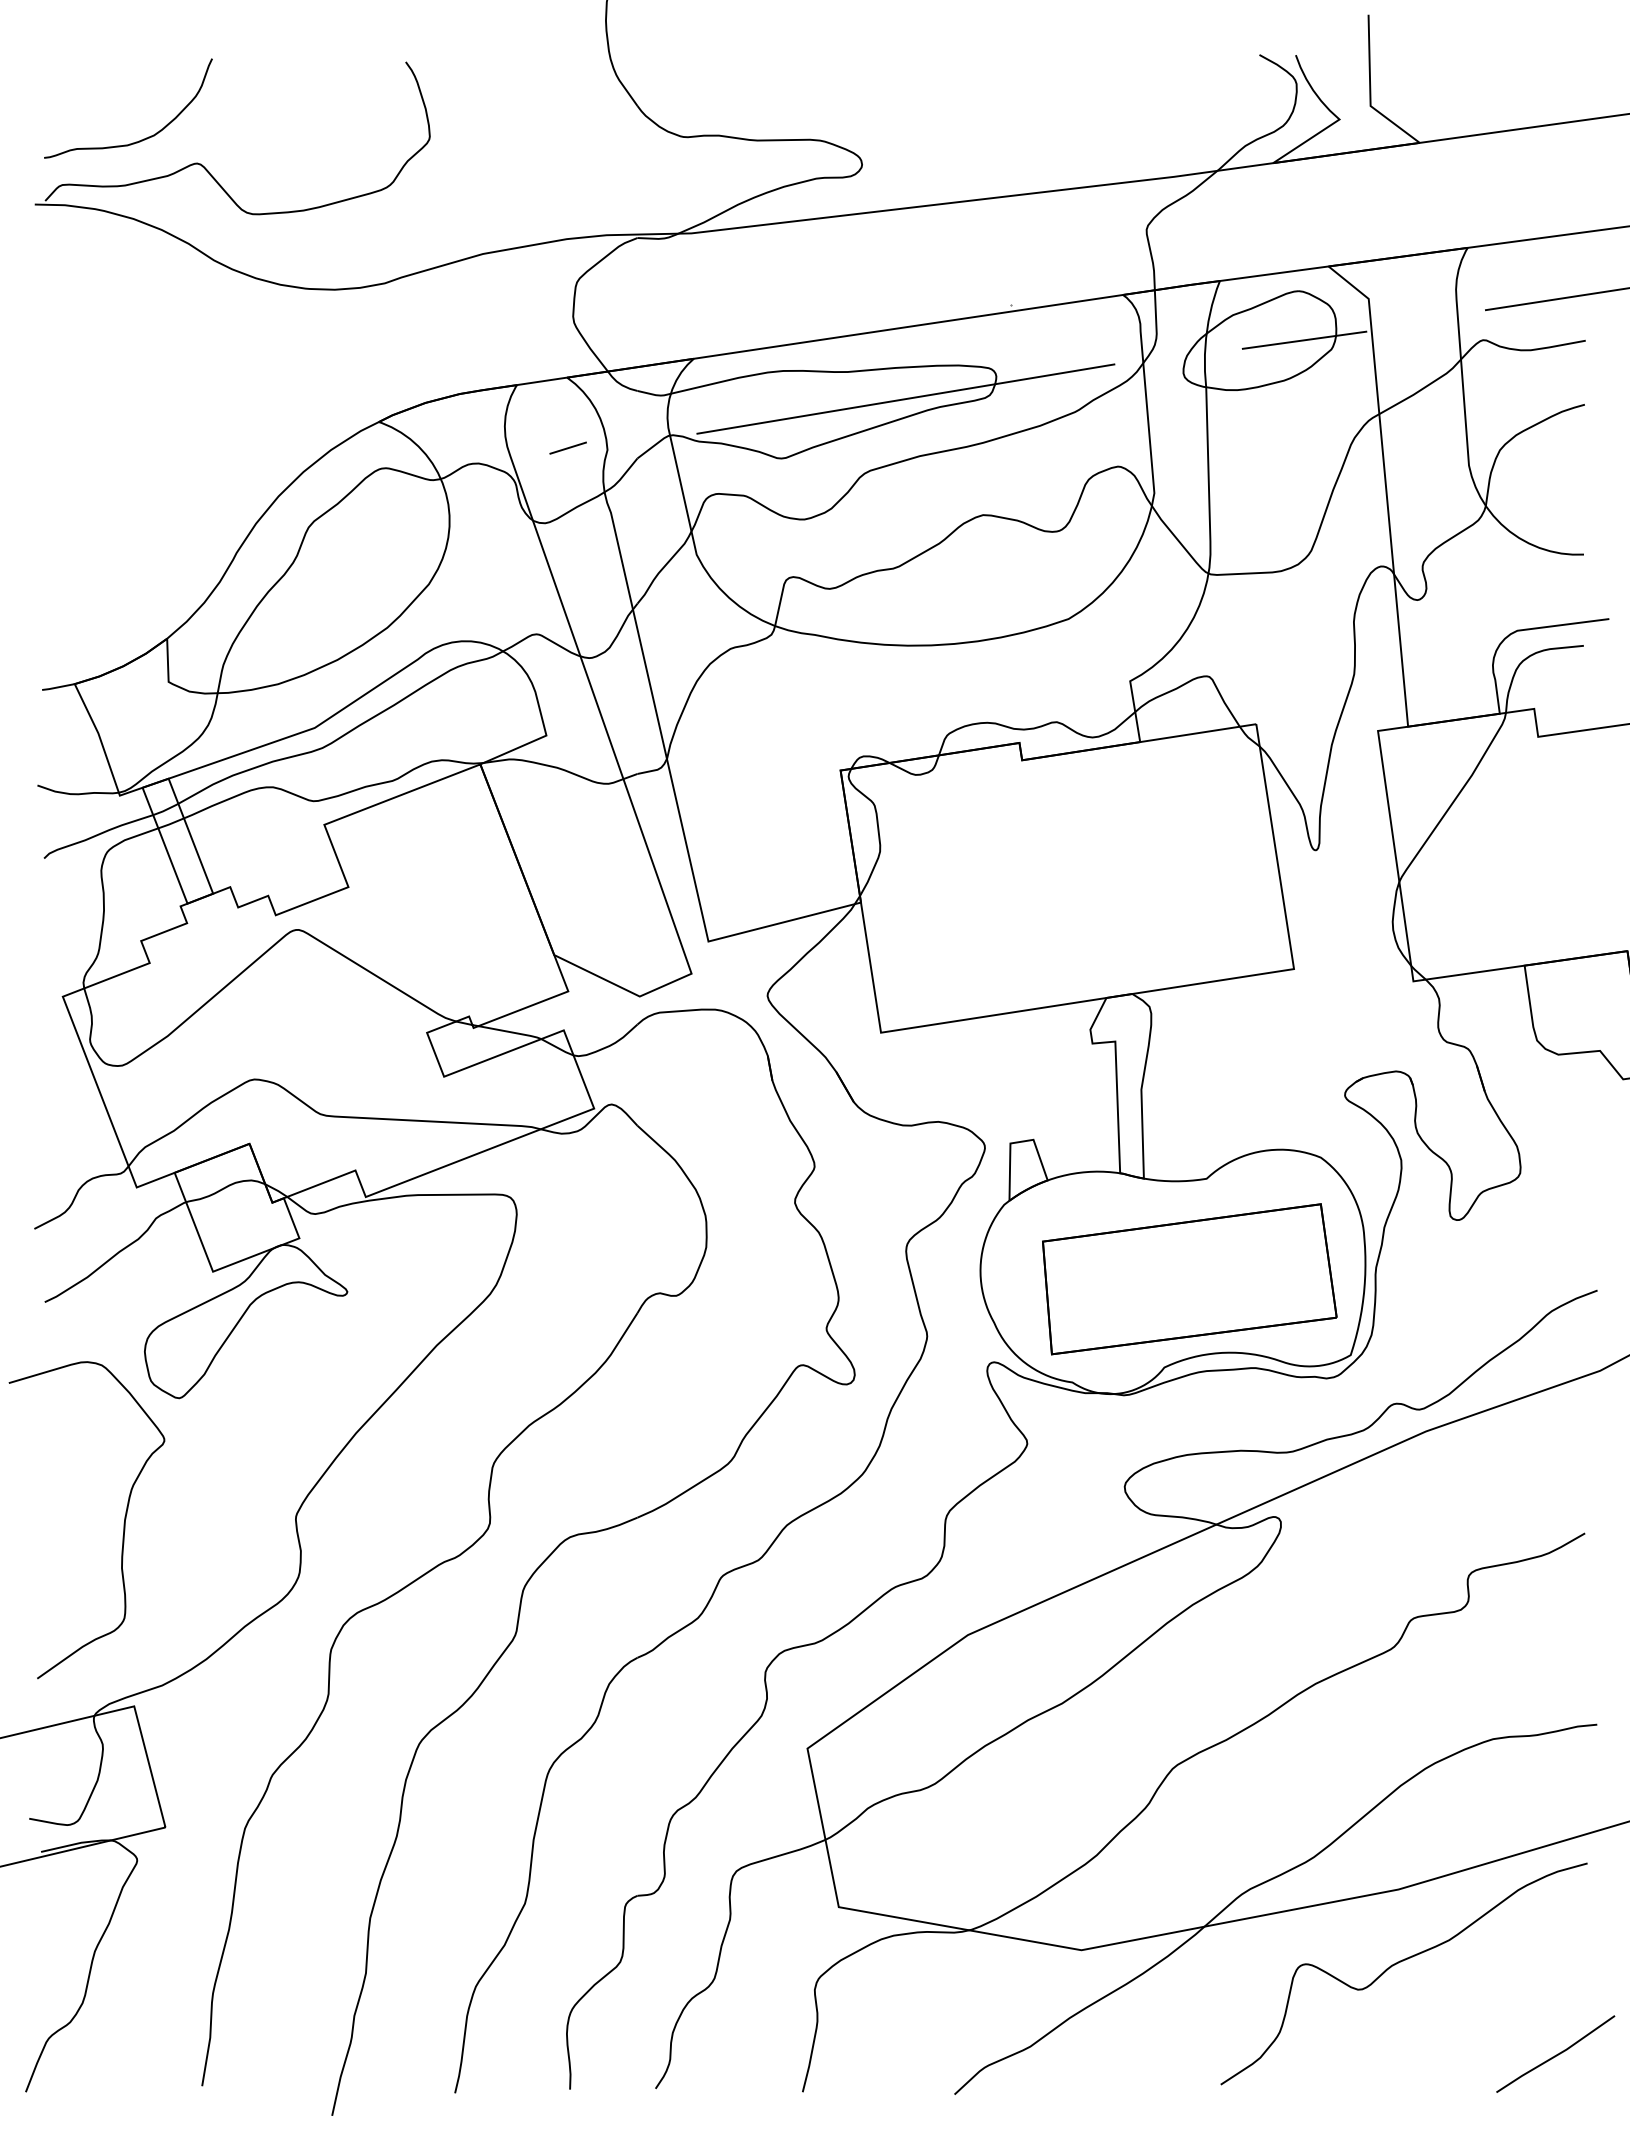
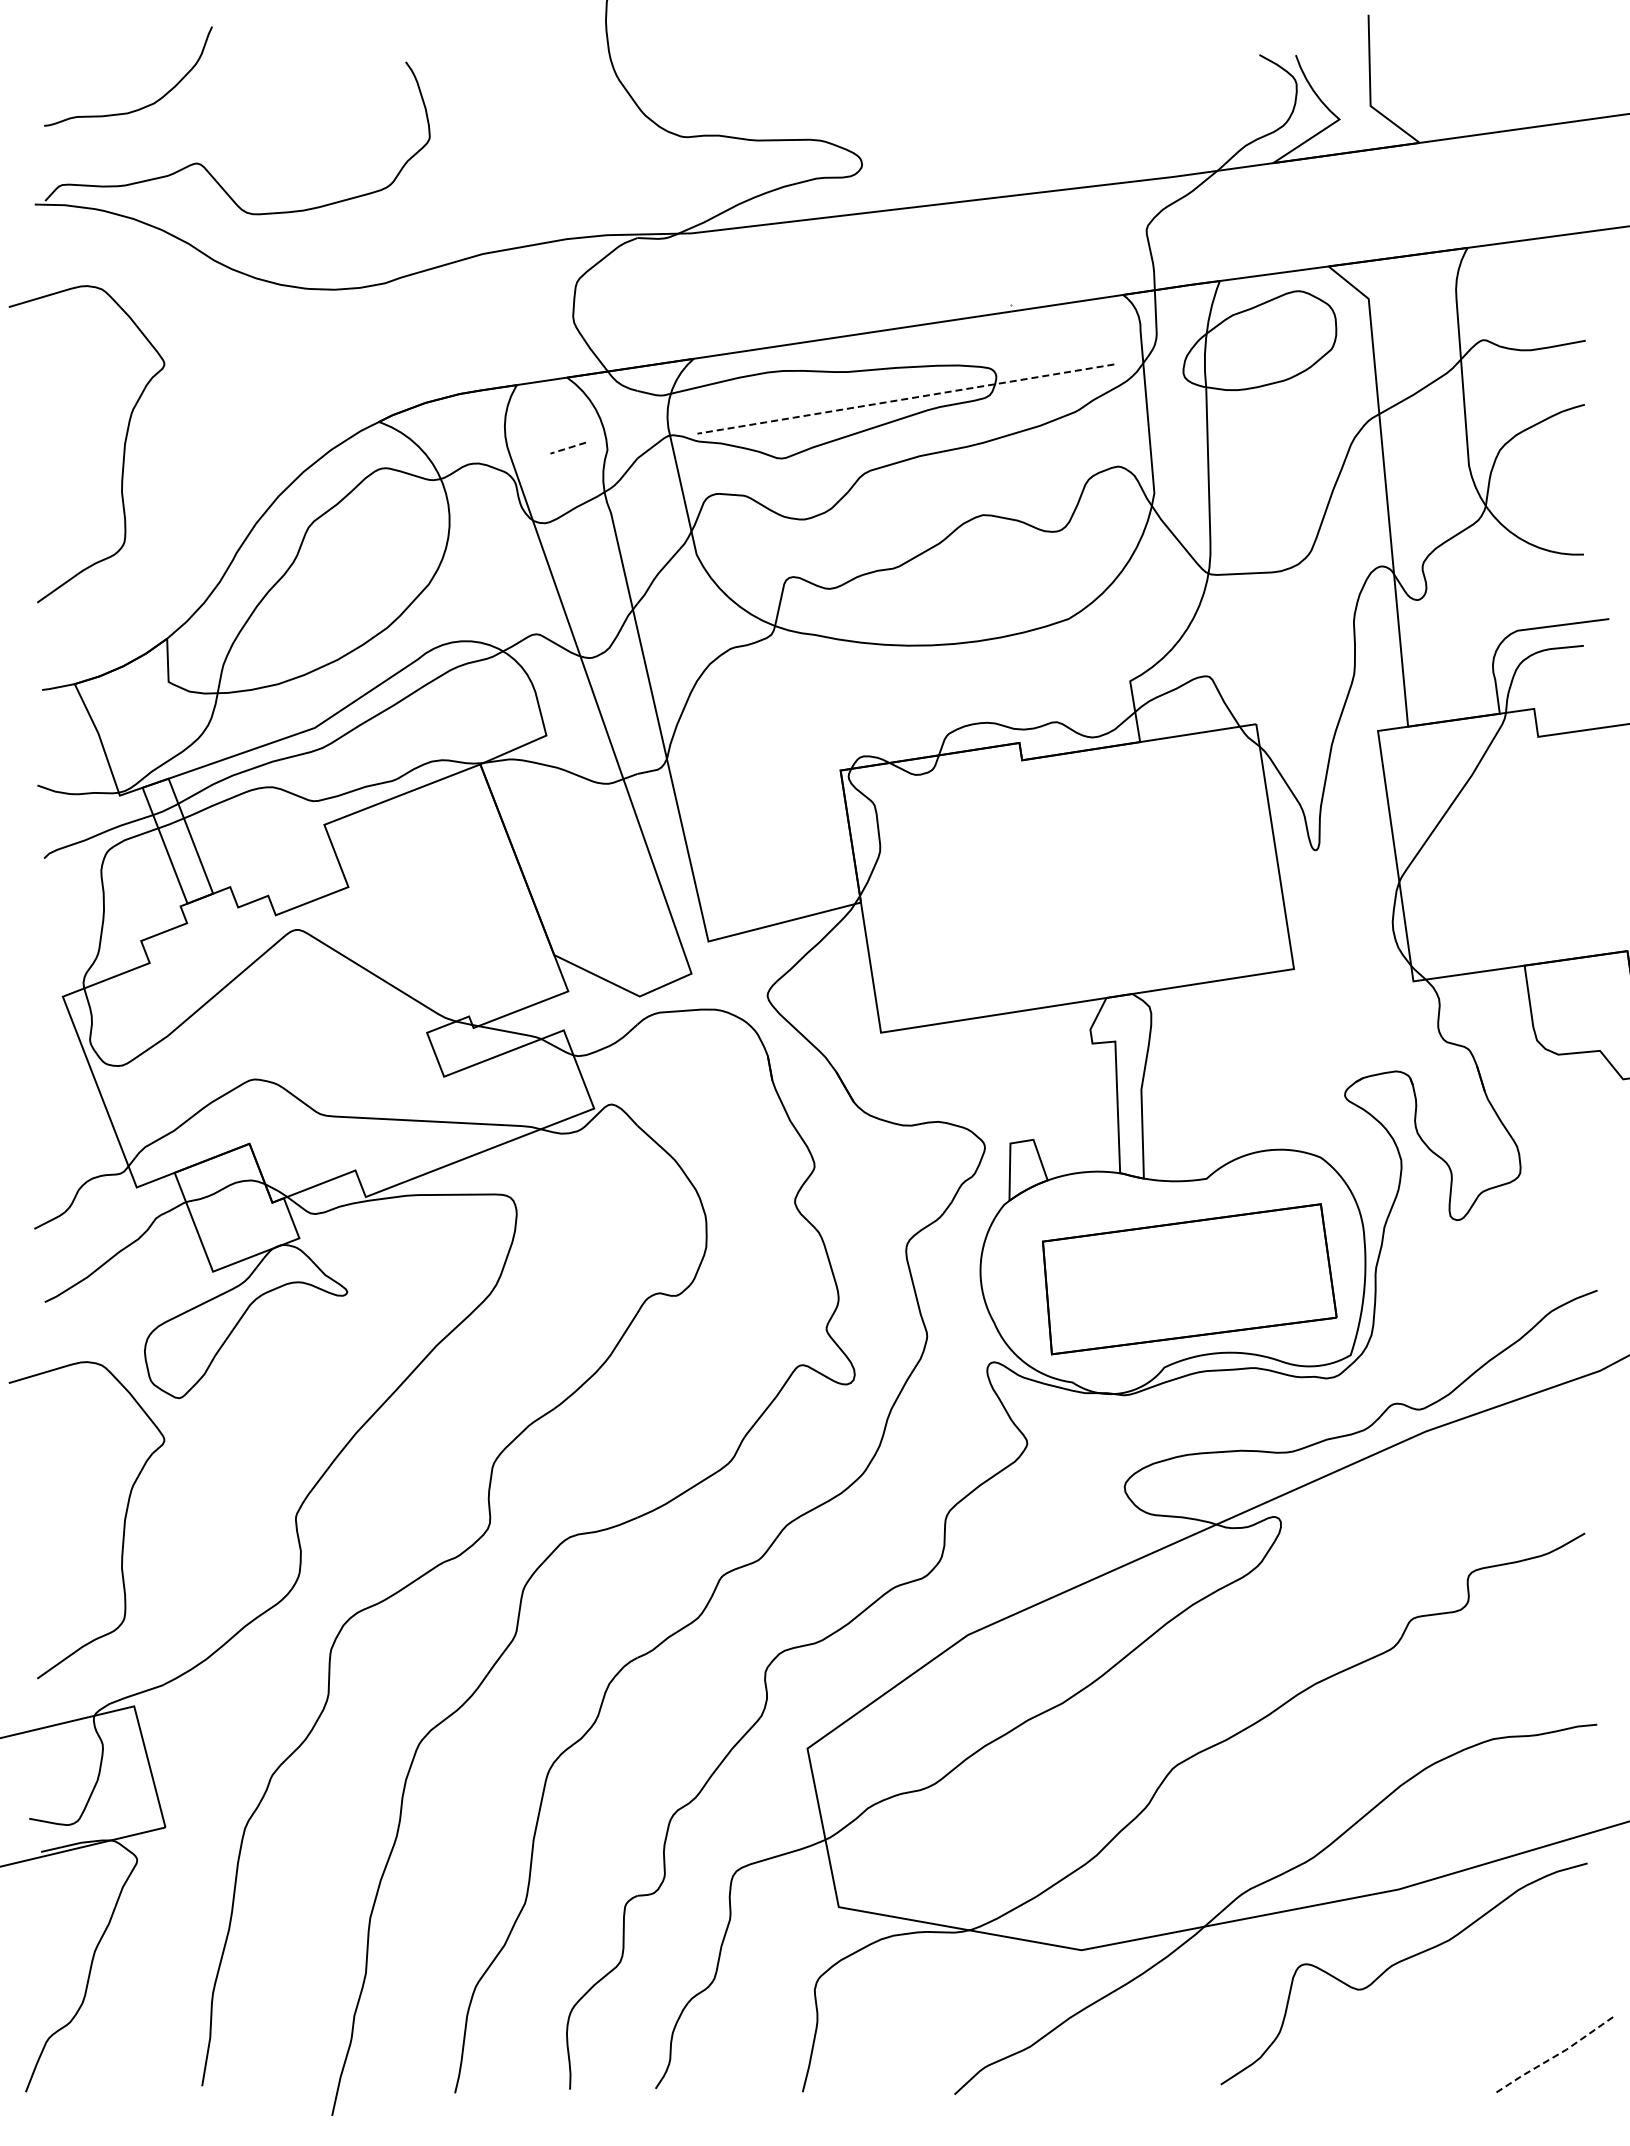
curve position: (143, 138) -> (143, 106) (143, 106)
line: present -> none (1555, 299)
line: present -> none (1304, 339)
line: solid -> dashed (905, 399)
curve: none -> present (123, 447)
line: solid -> dashed (568, 448)
line: solid -> dashed (1557, 2055)
